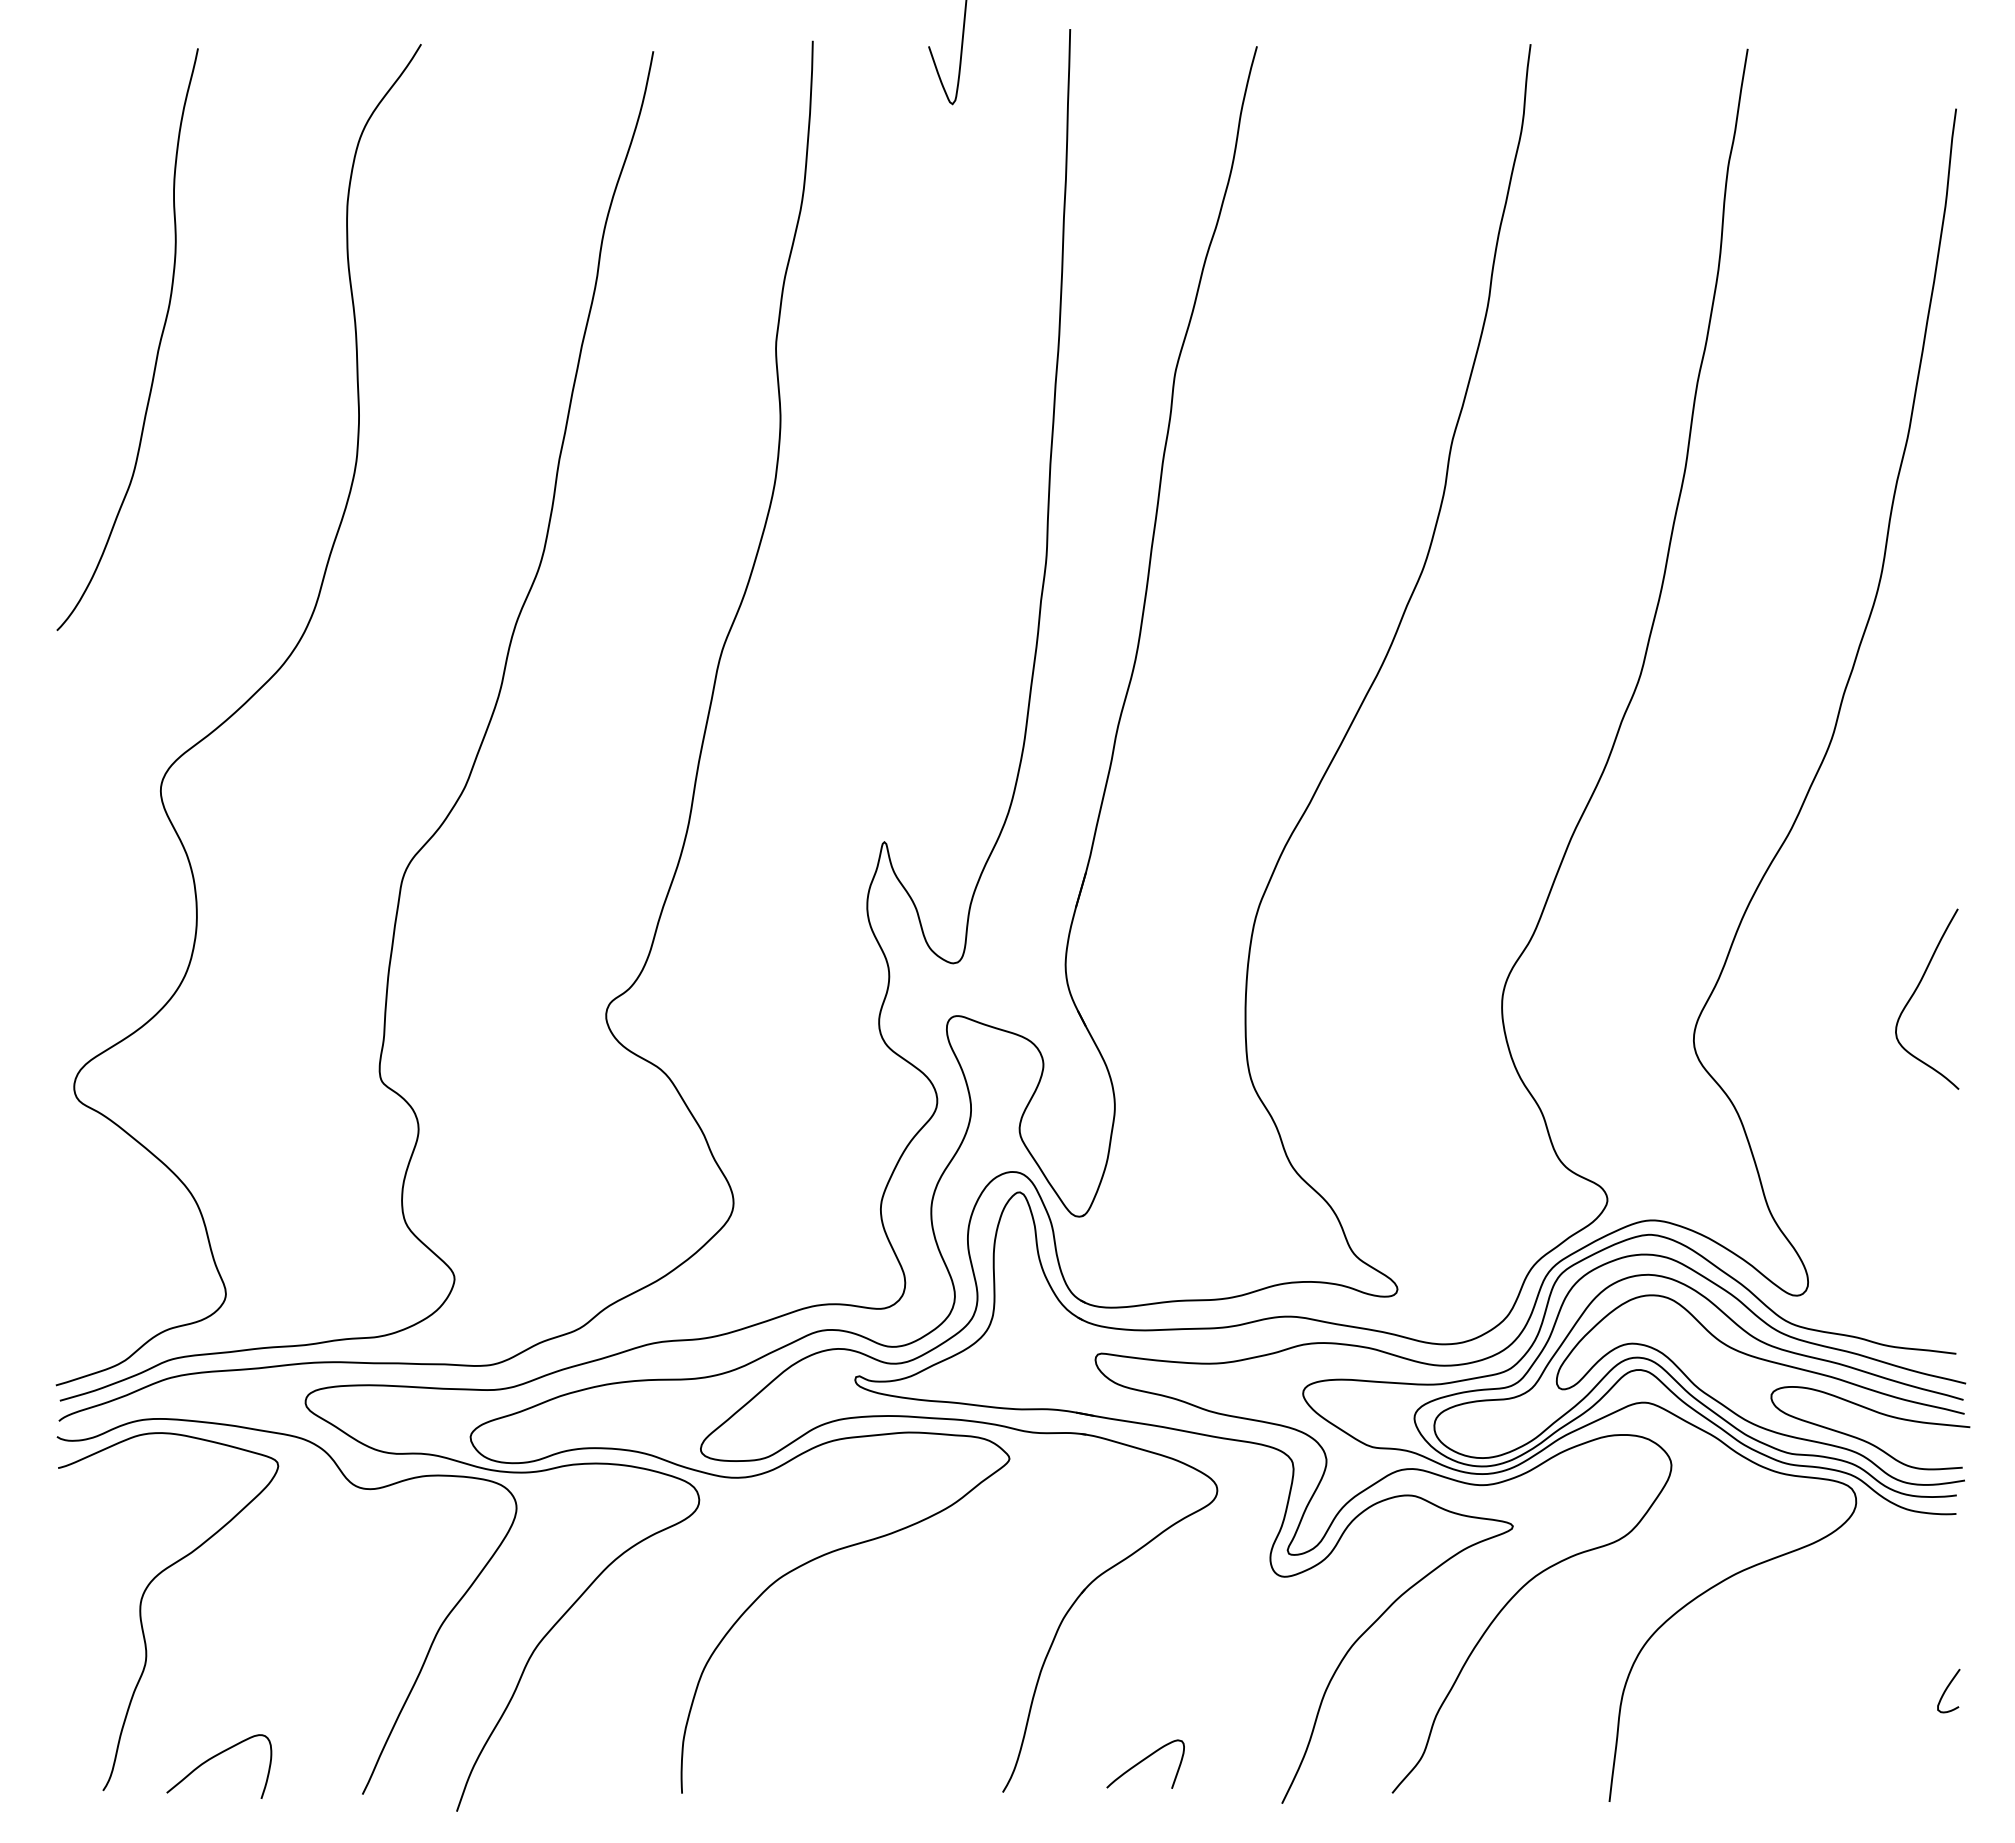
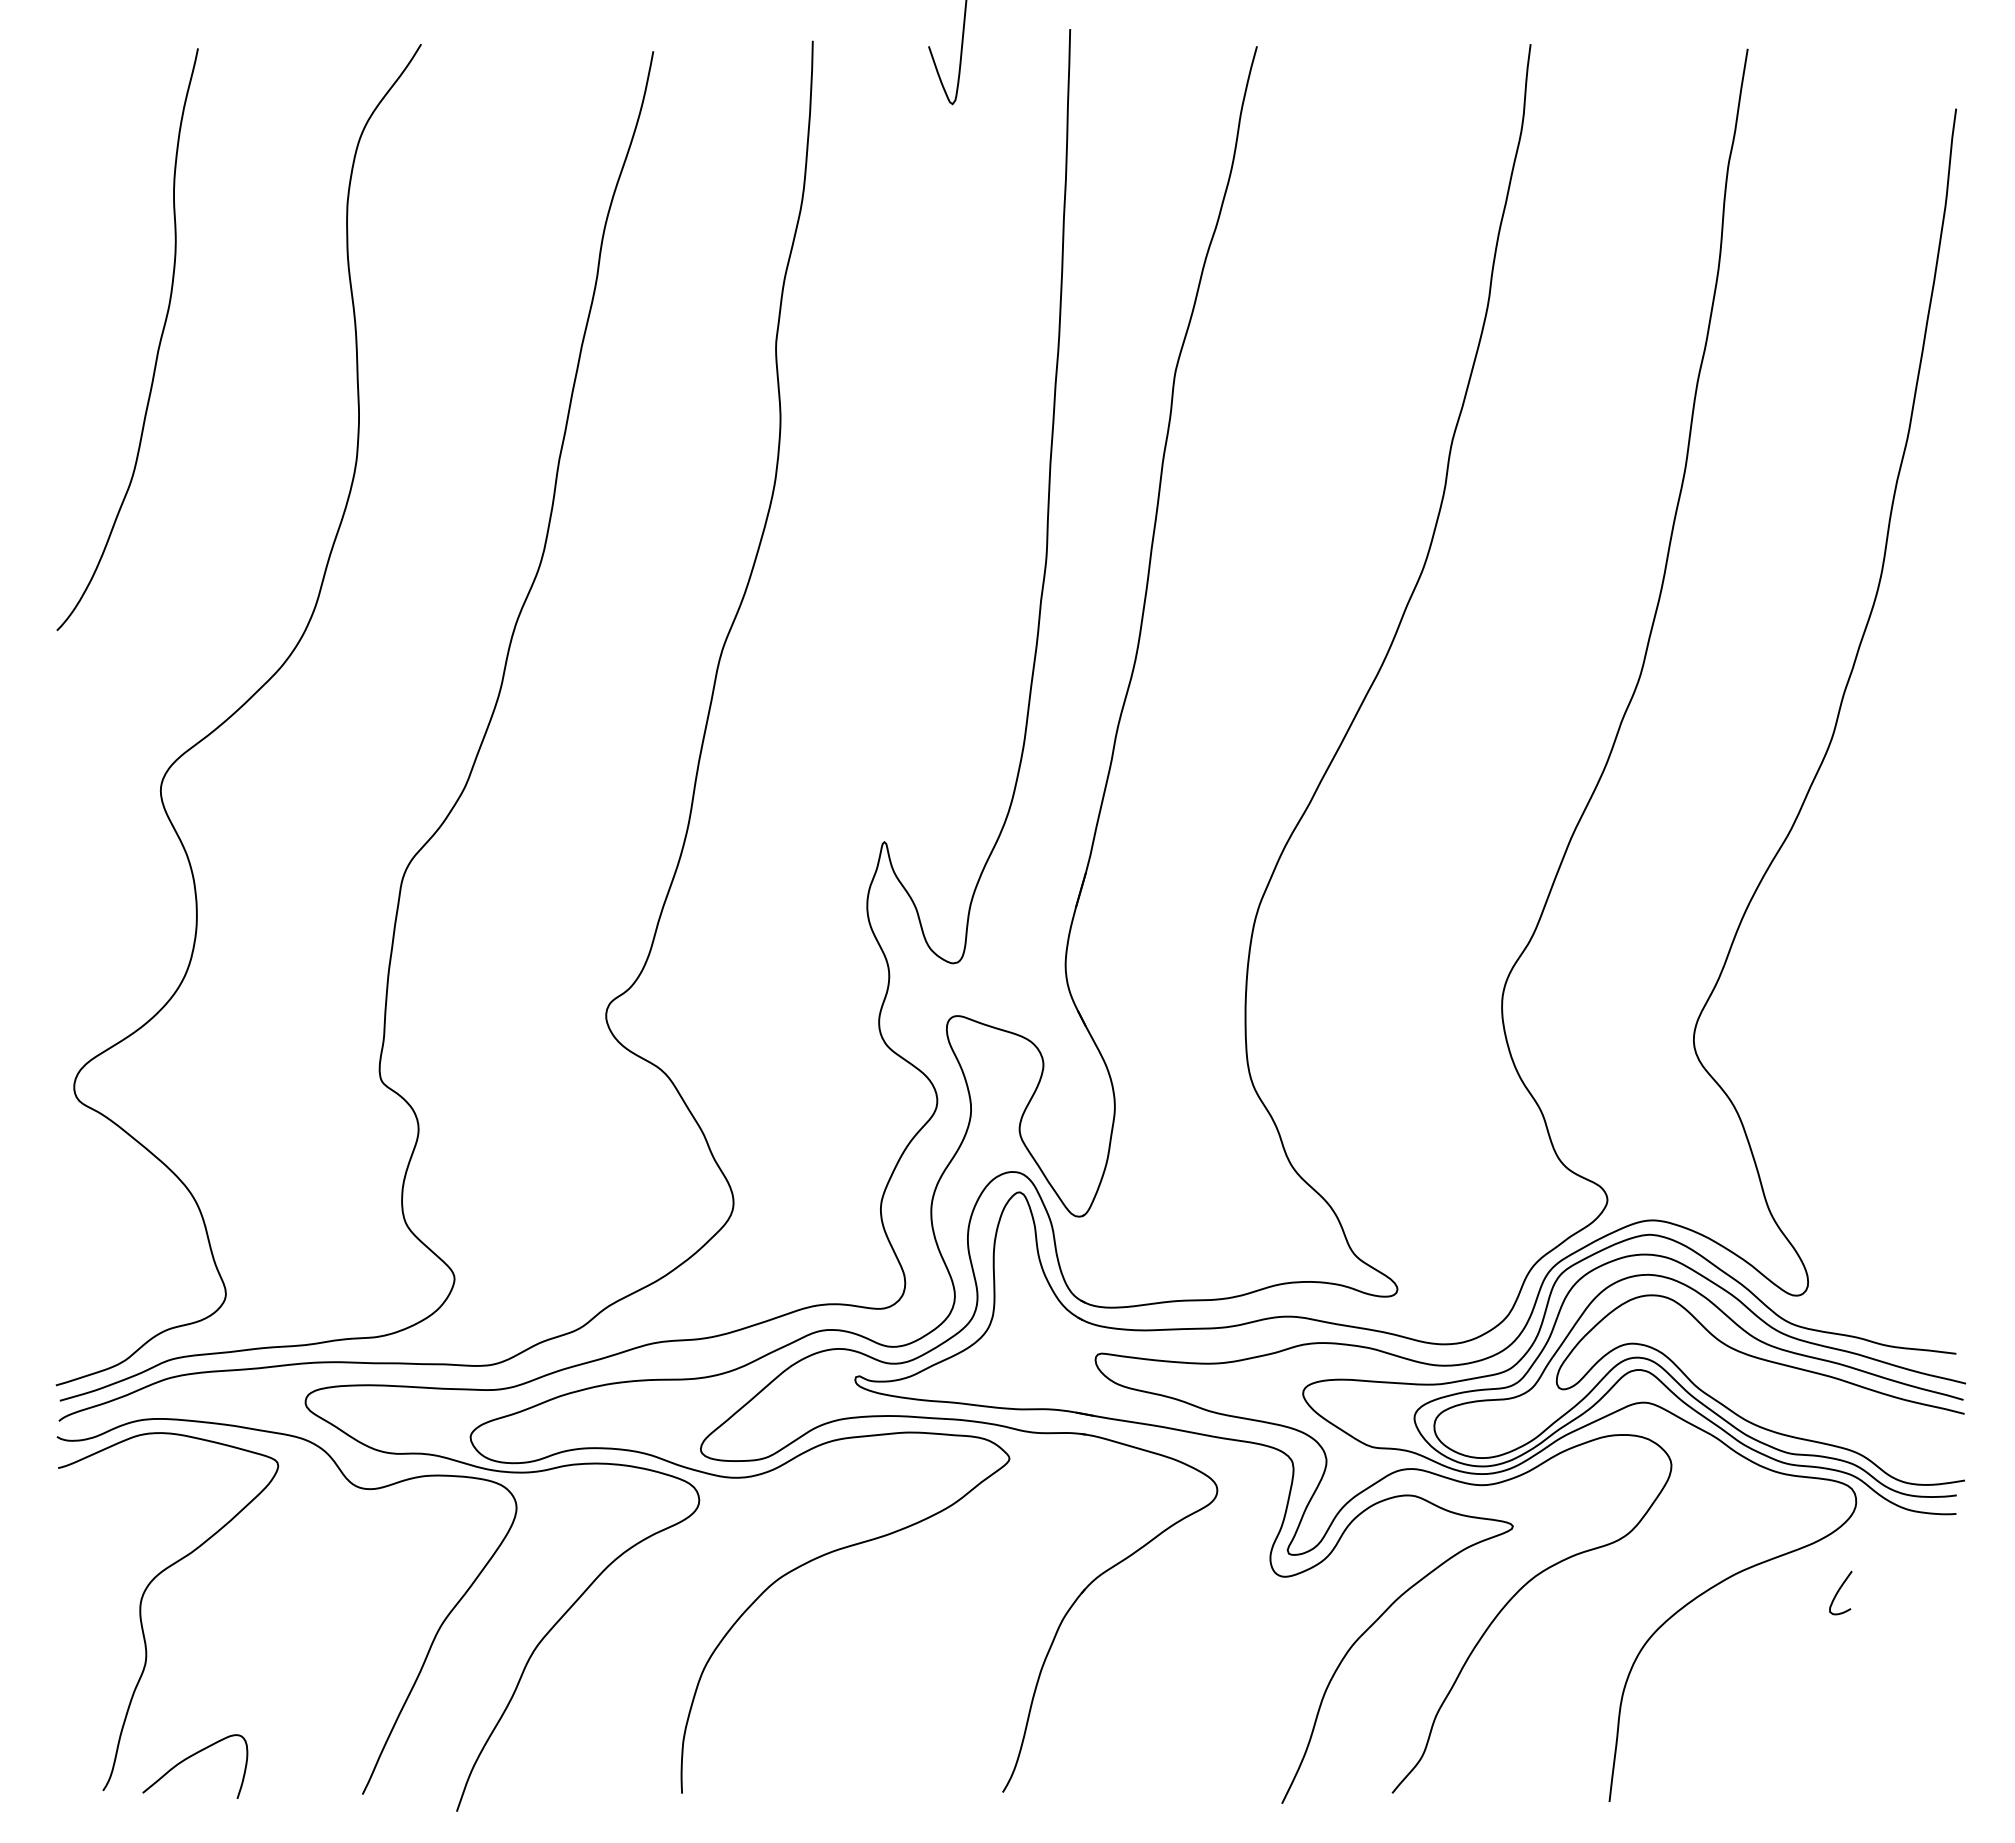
curve: present -> none (1915, 992)
curve: present -> none (1866, 1440)
curve position: (1947, 1689) -> (1839, 1591) (1839, 1591)
curve position: (213, 1758) -> (189, 1758) (189, 1758)
curve: present -> none (1143, 1761)
